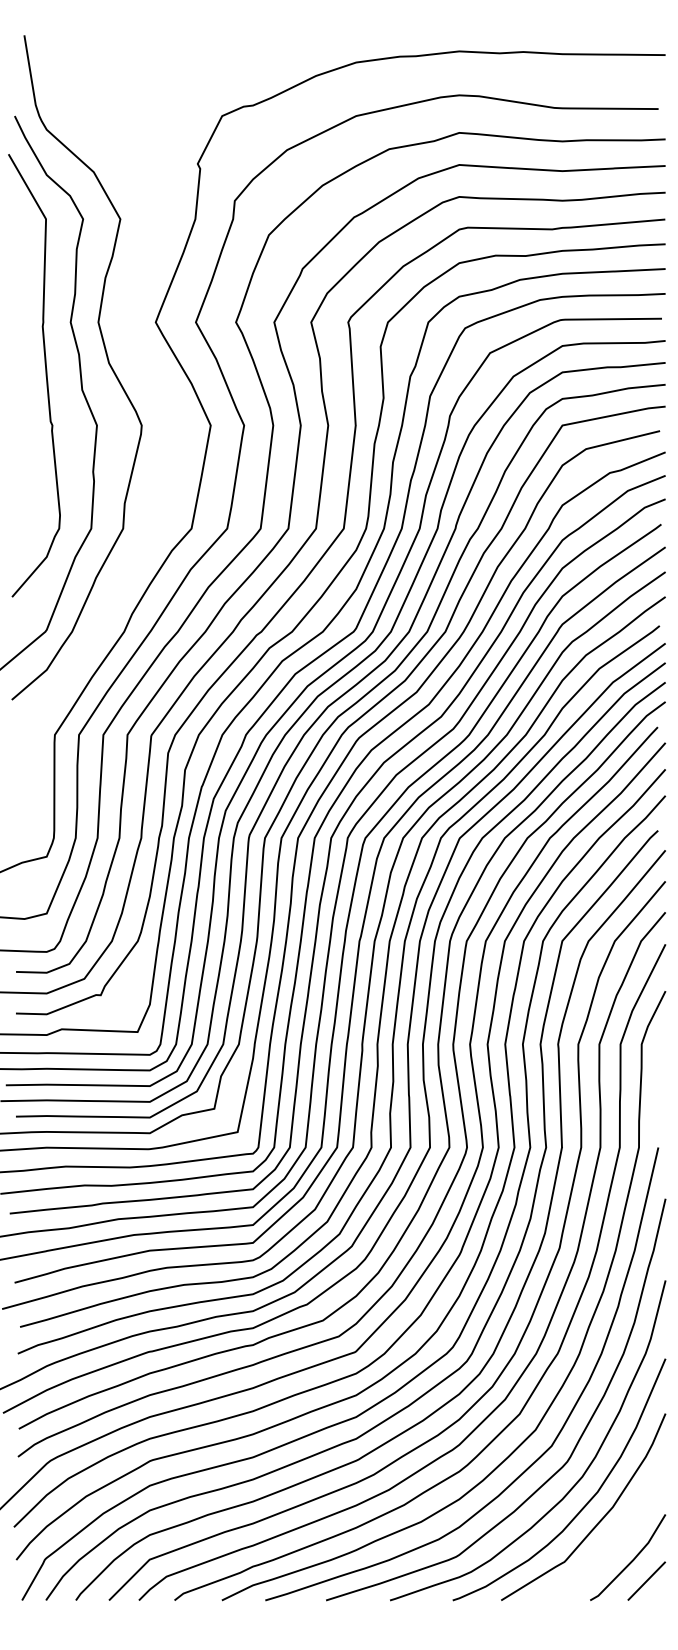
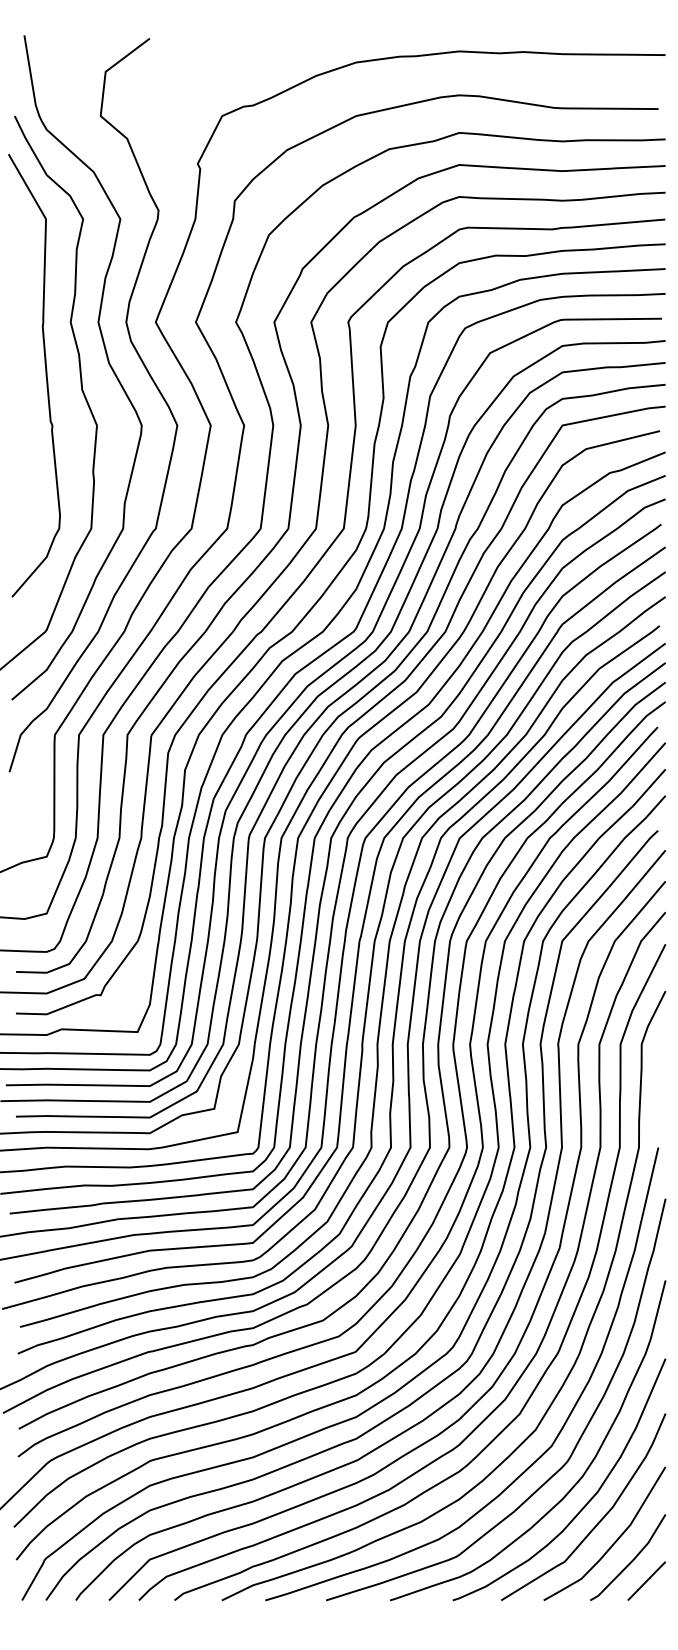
curve: none -> present (146, 371)
curve: none -> present (613, 1542)
